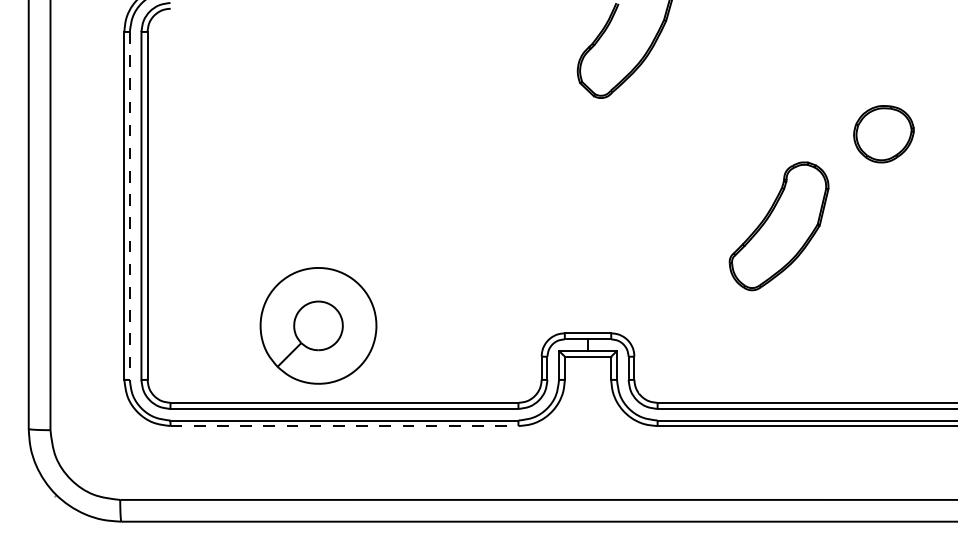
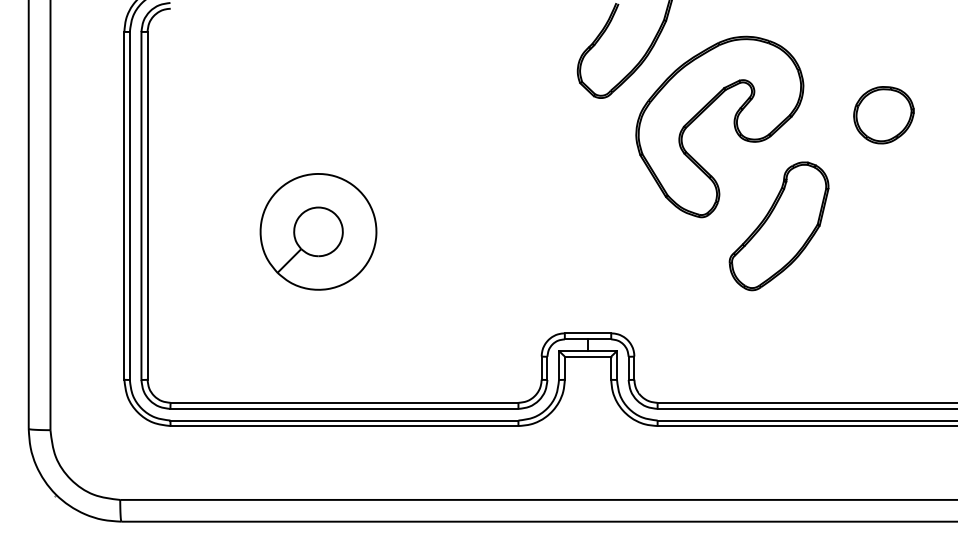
part: none -> present (733, 125)
part position: (883, 134) -> (883, 115) (883, 115)
line: dashed -> solid (129, 205)
part position: (318, 325) -> (318, 231) (318, 231)
line: dashed -> solid (344, 426)
